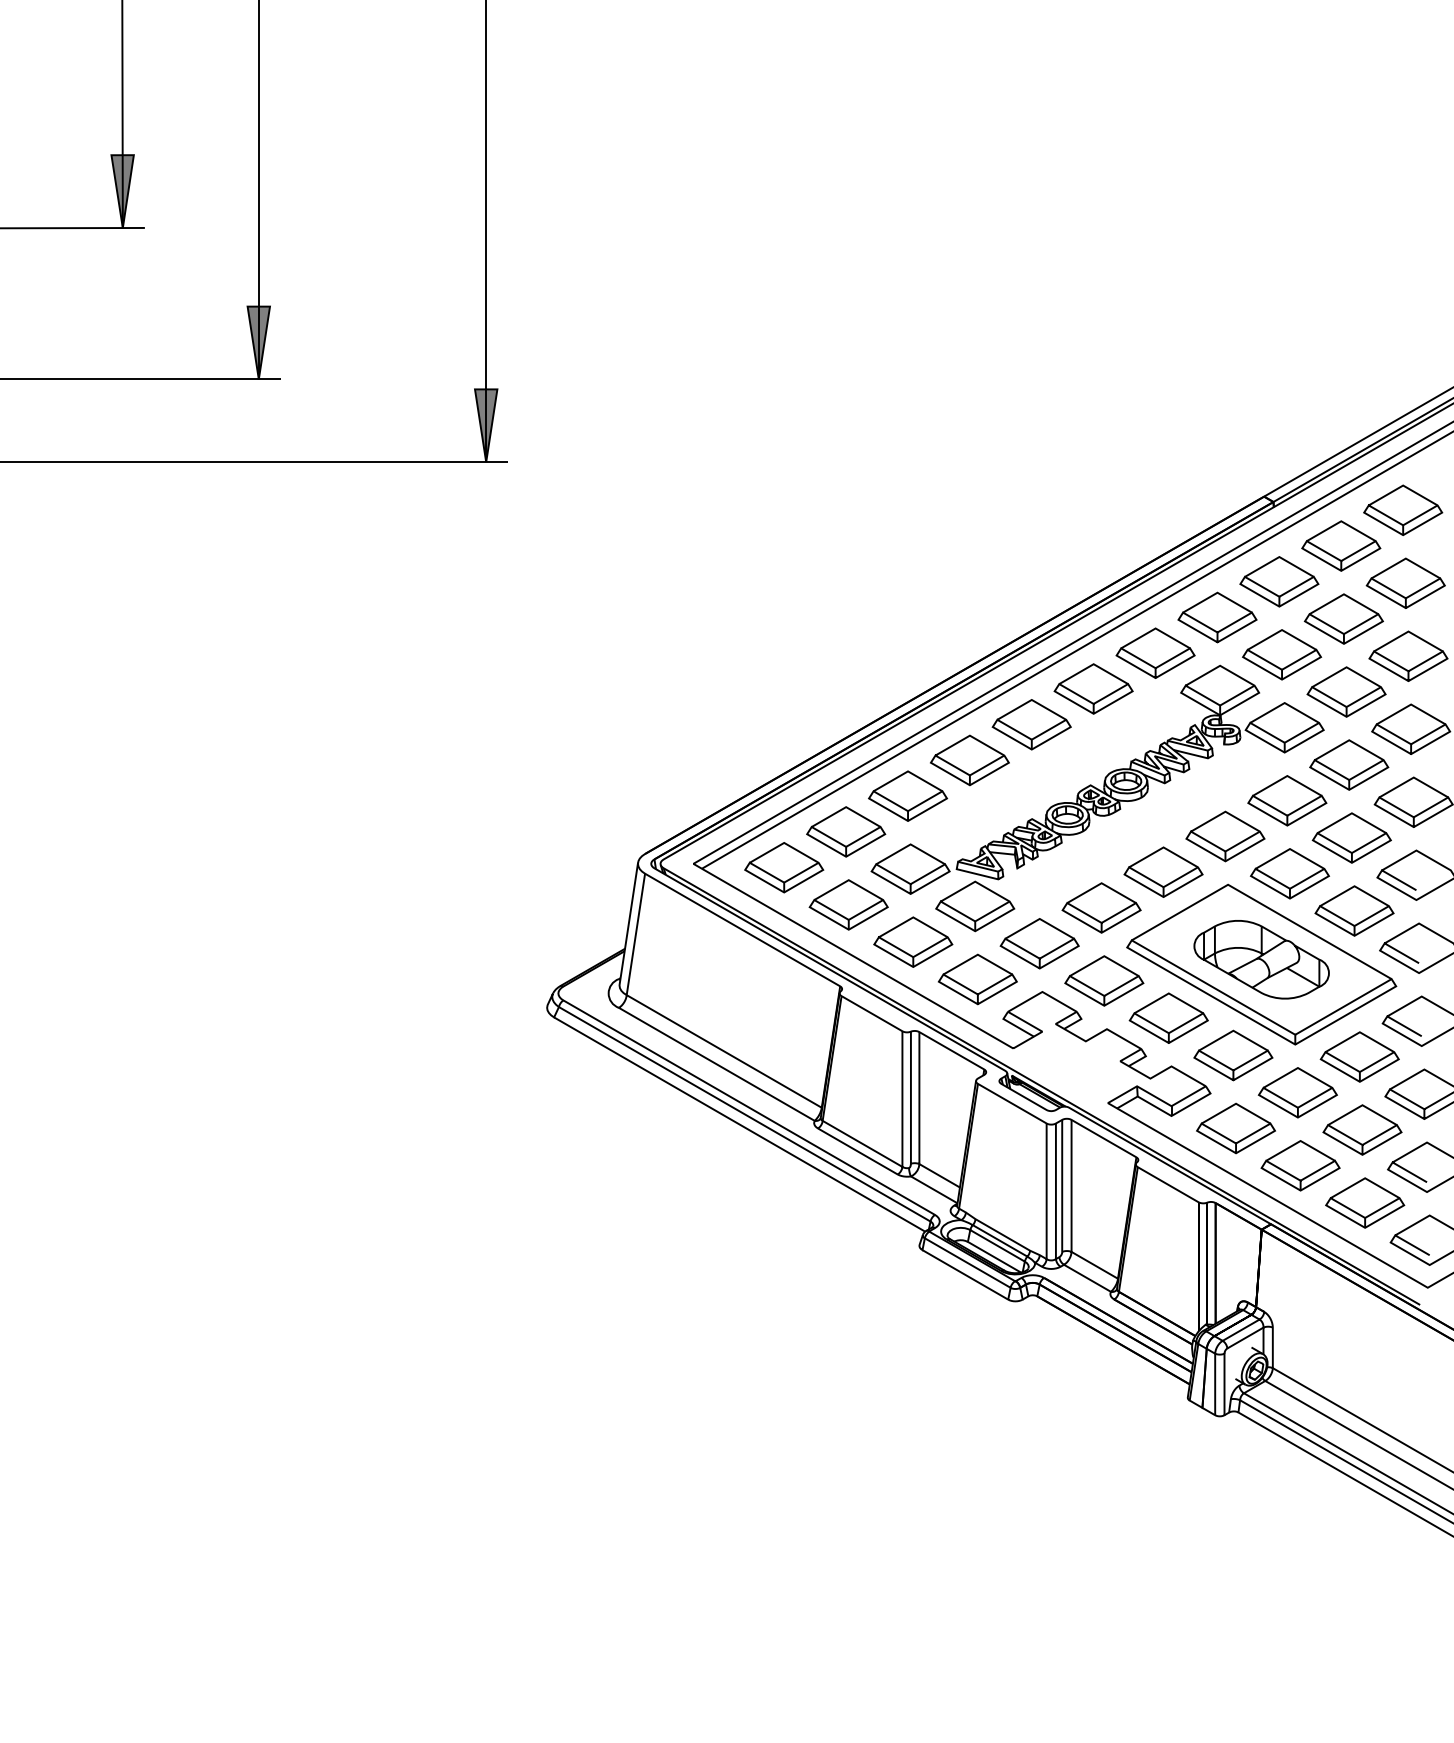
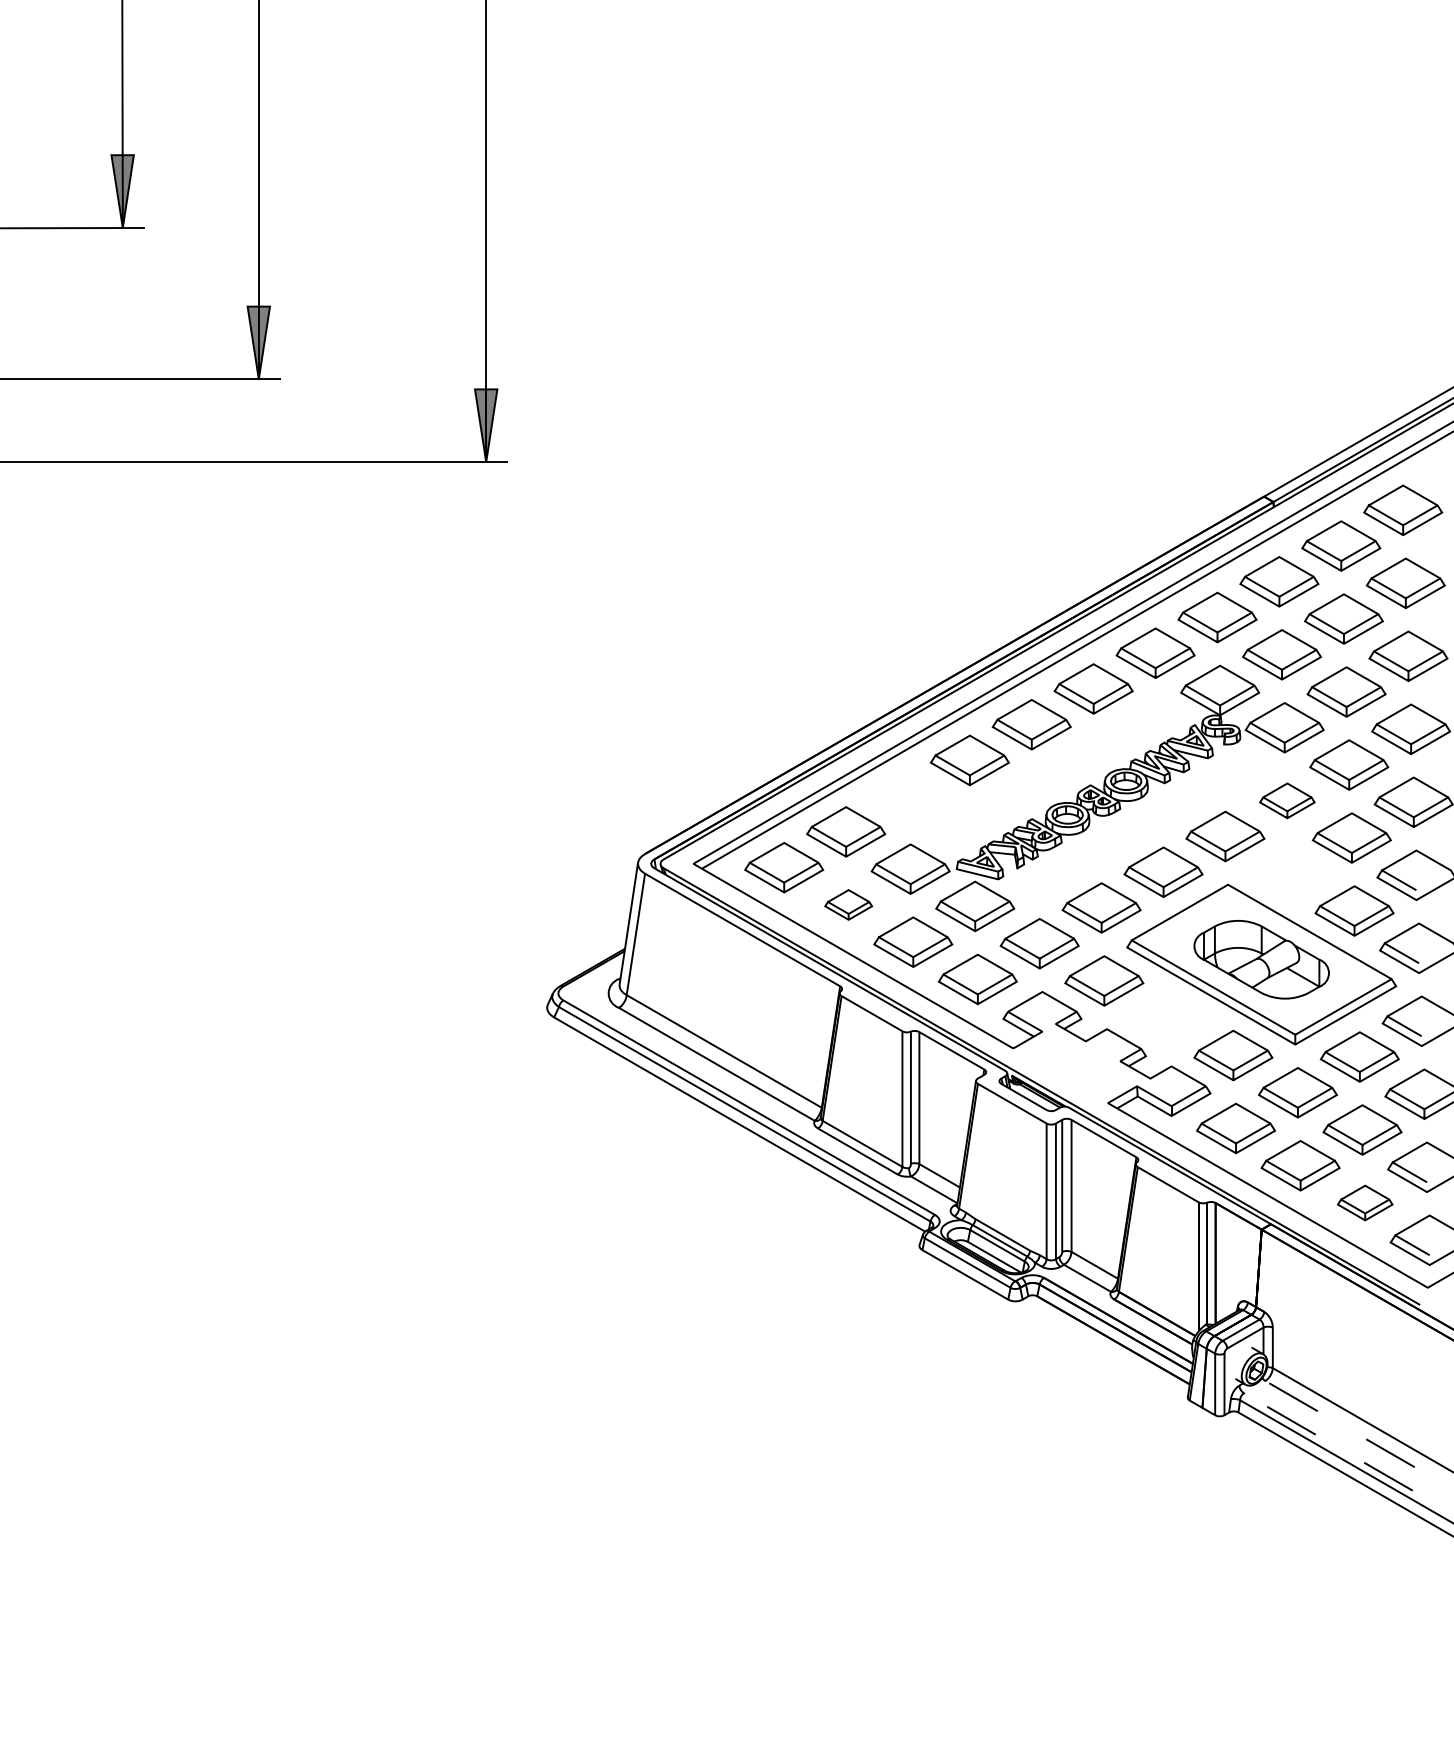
part: present -> none (908, 795)
part size: 81x52 px -> 57x38 px (1287, 800)
part: present -> none (1289, 873)
part size: 81x52 px -> 50x32 px (848, 904)
part: present -> none (1168, 1017)
part size: 81x52 px -> 58x38 px (1364, 1202)
line: solid -> dashed (1243, 1393)
